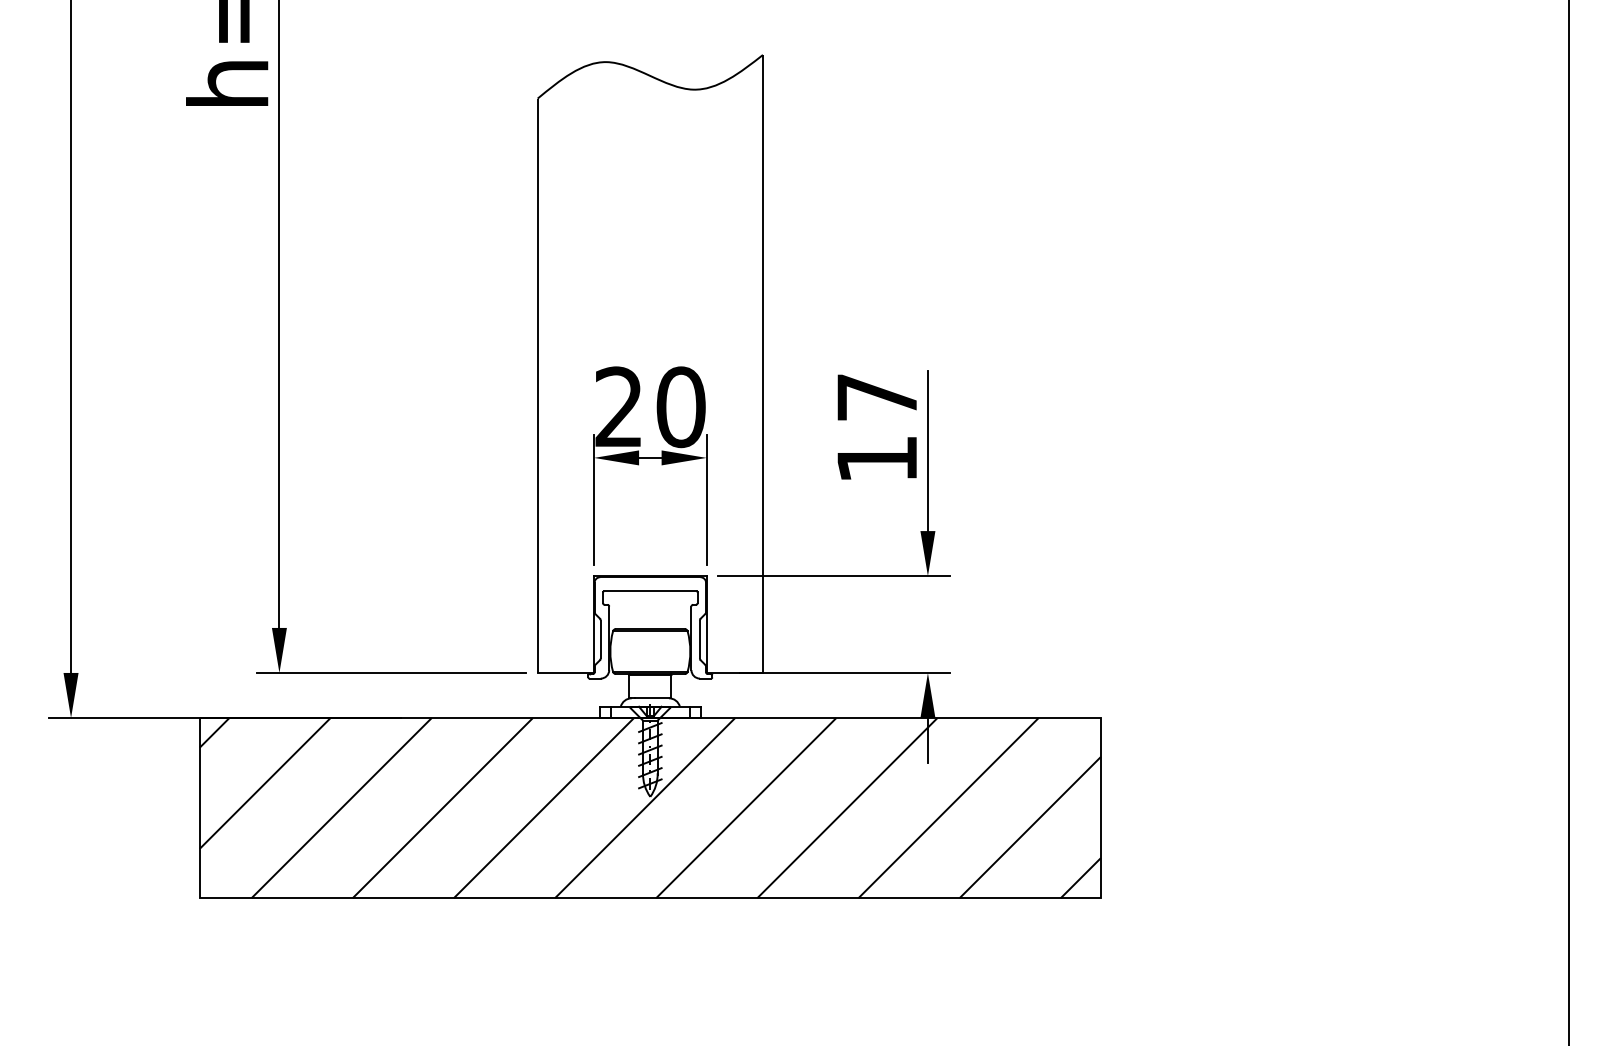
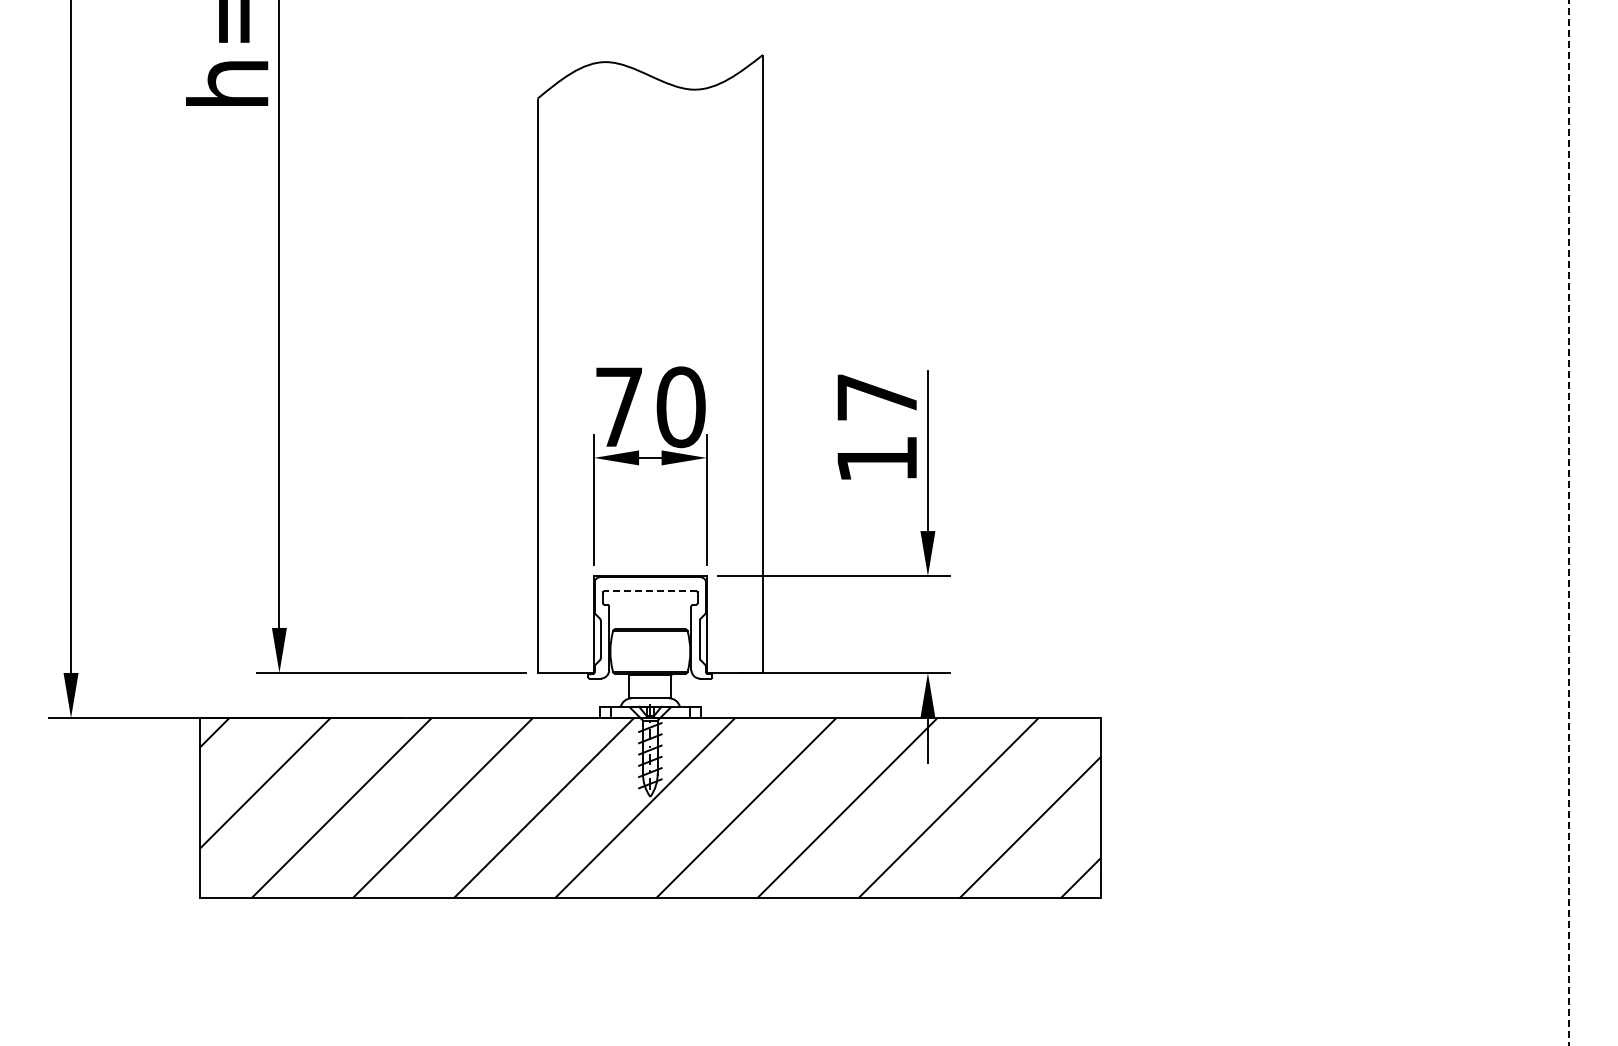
text: 20 -> 70 (618, 406)
line: solid -> dashed (1569, 522)
line: solid -> dashed (649, 591)
